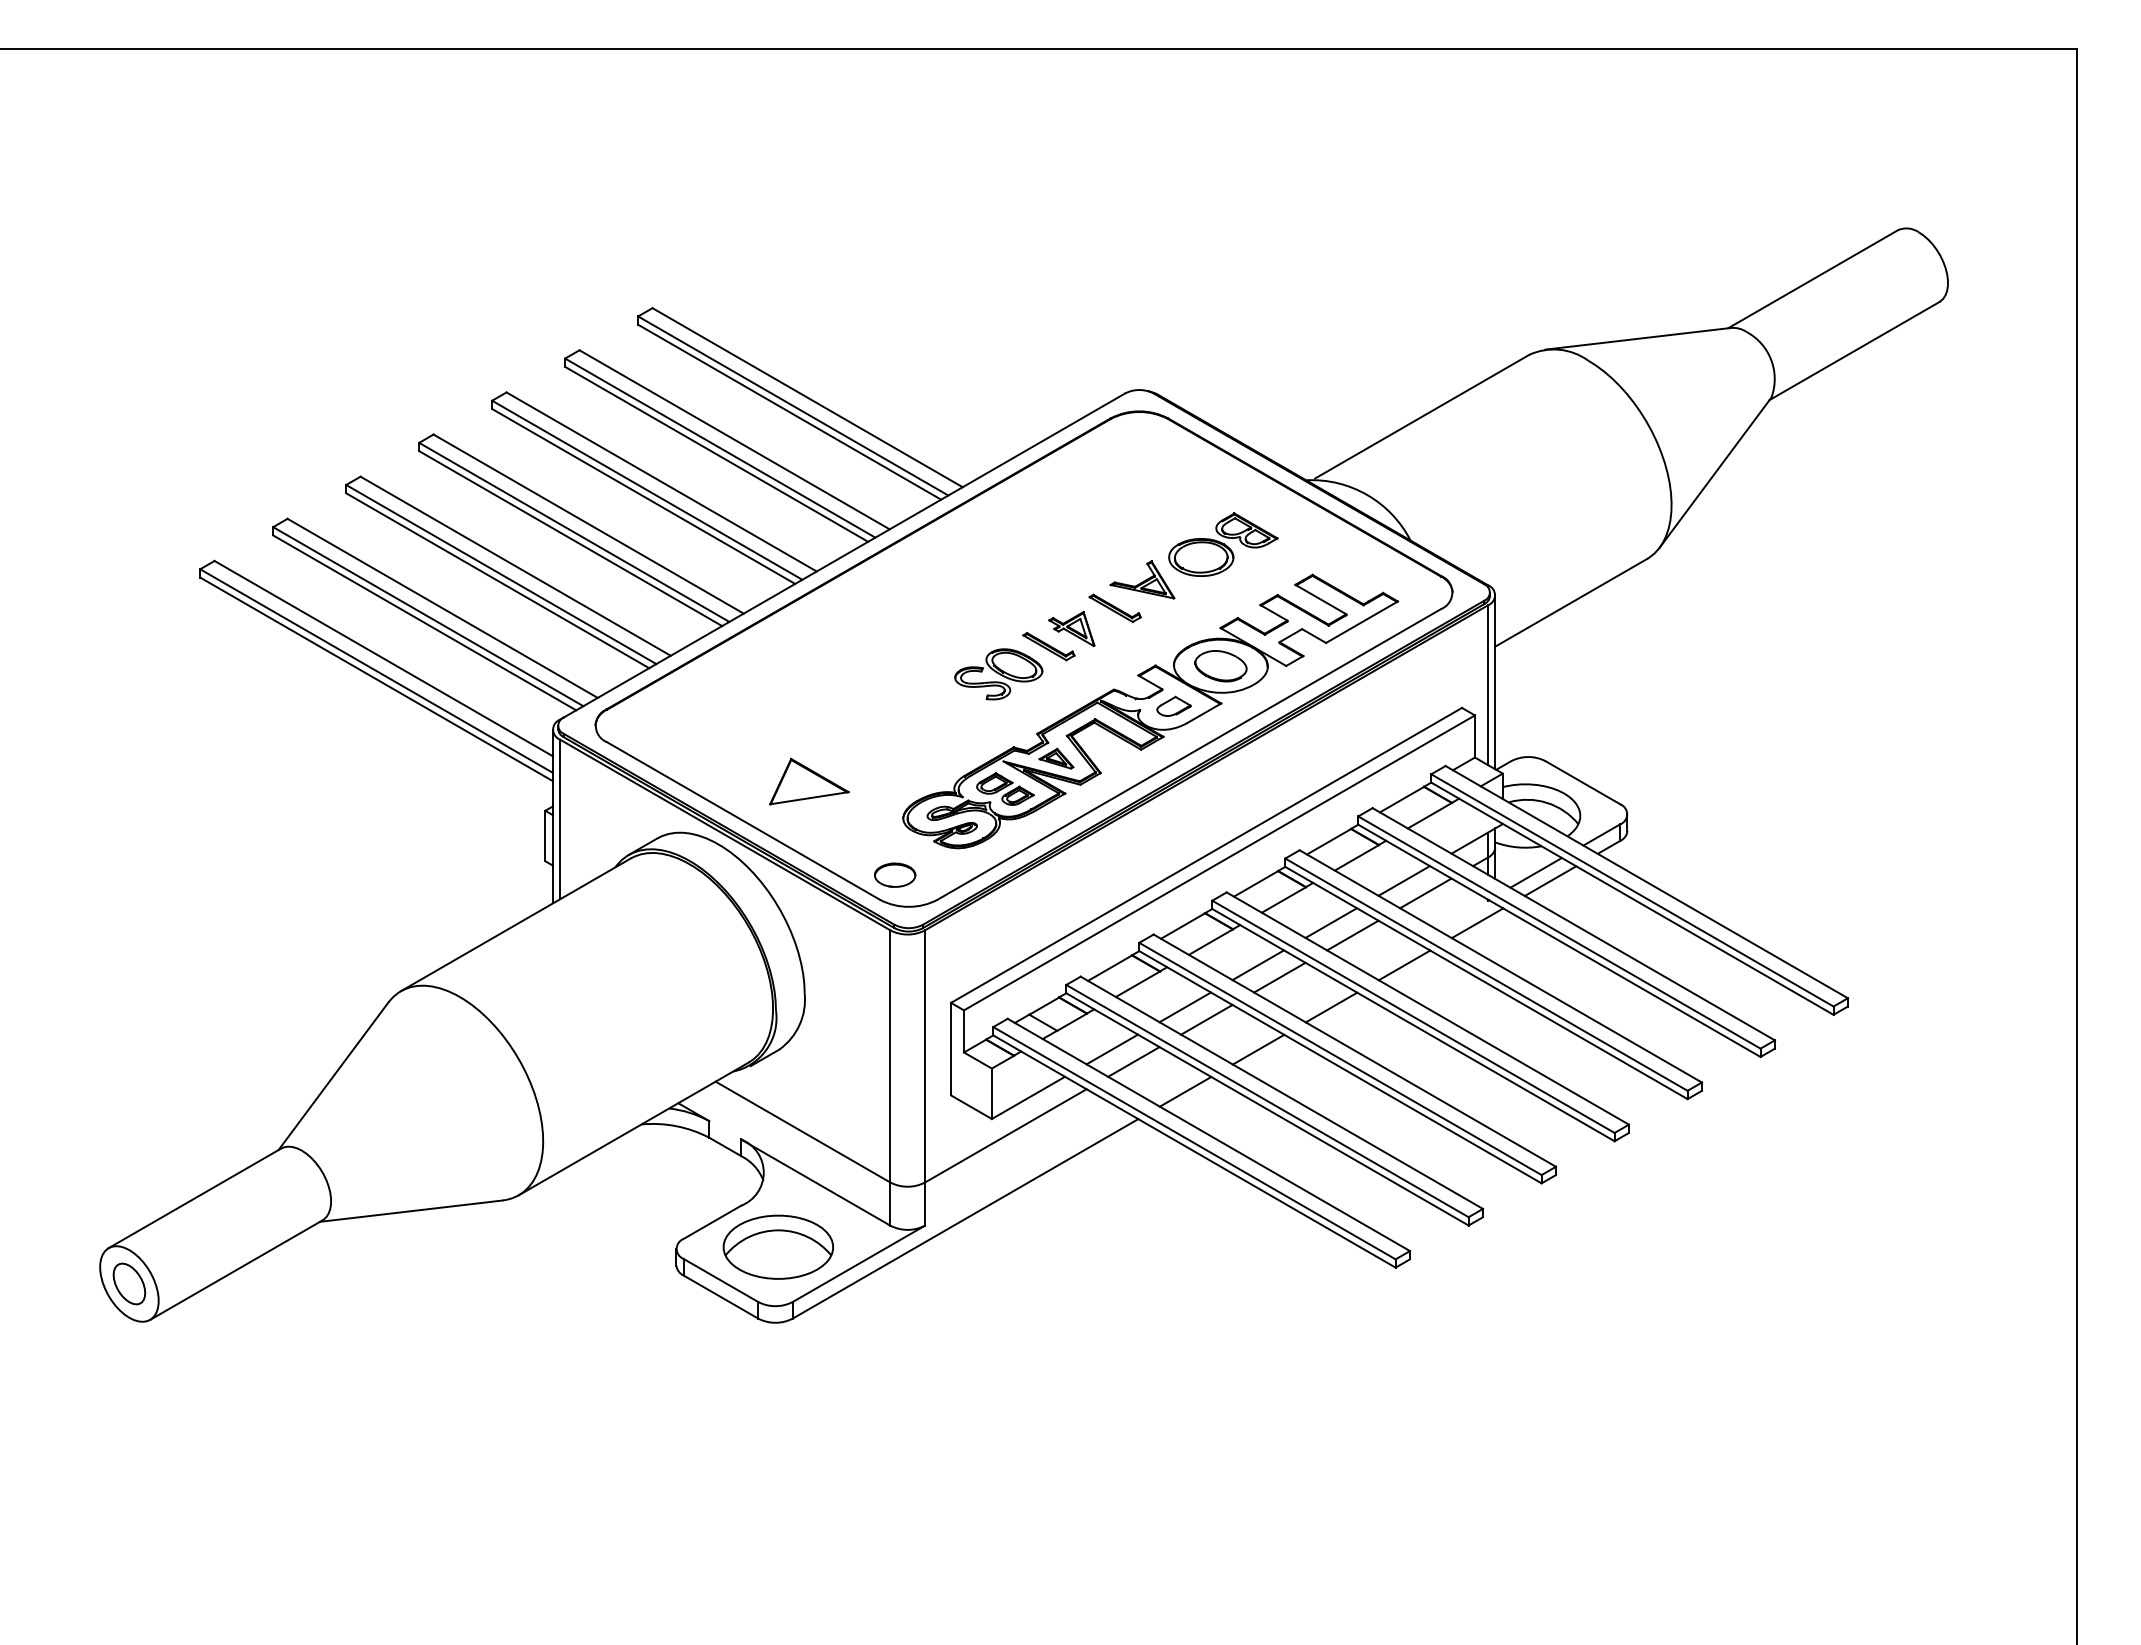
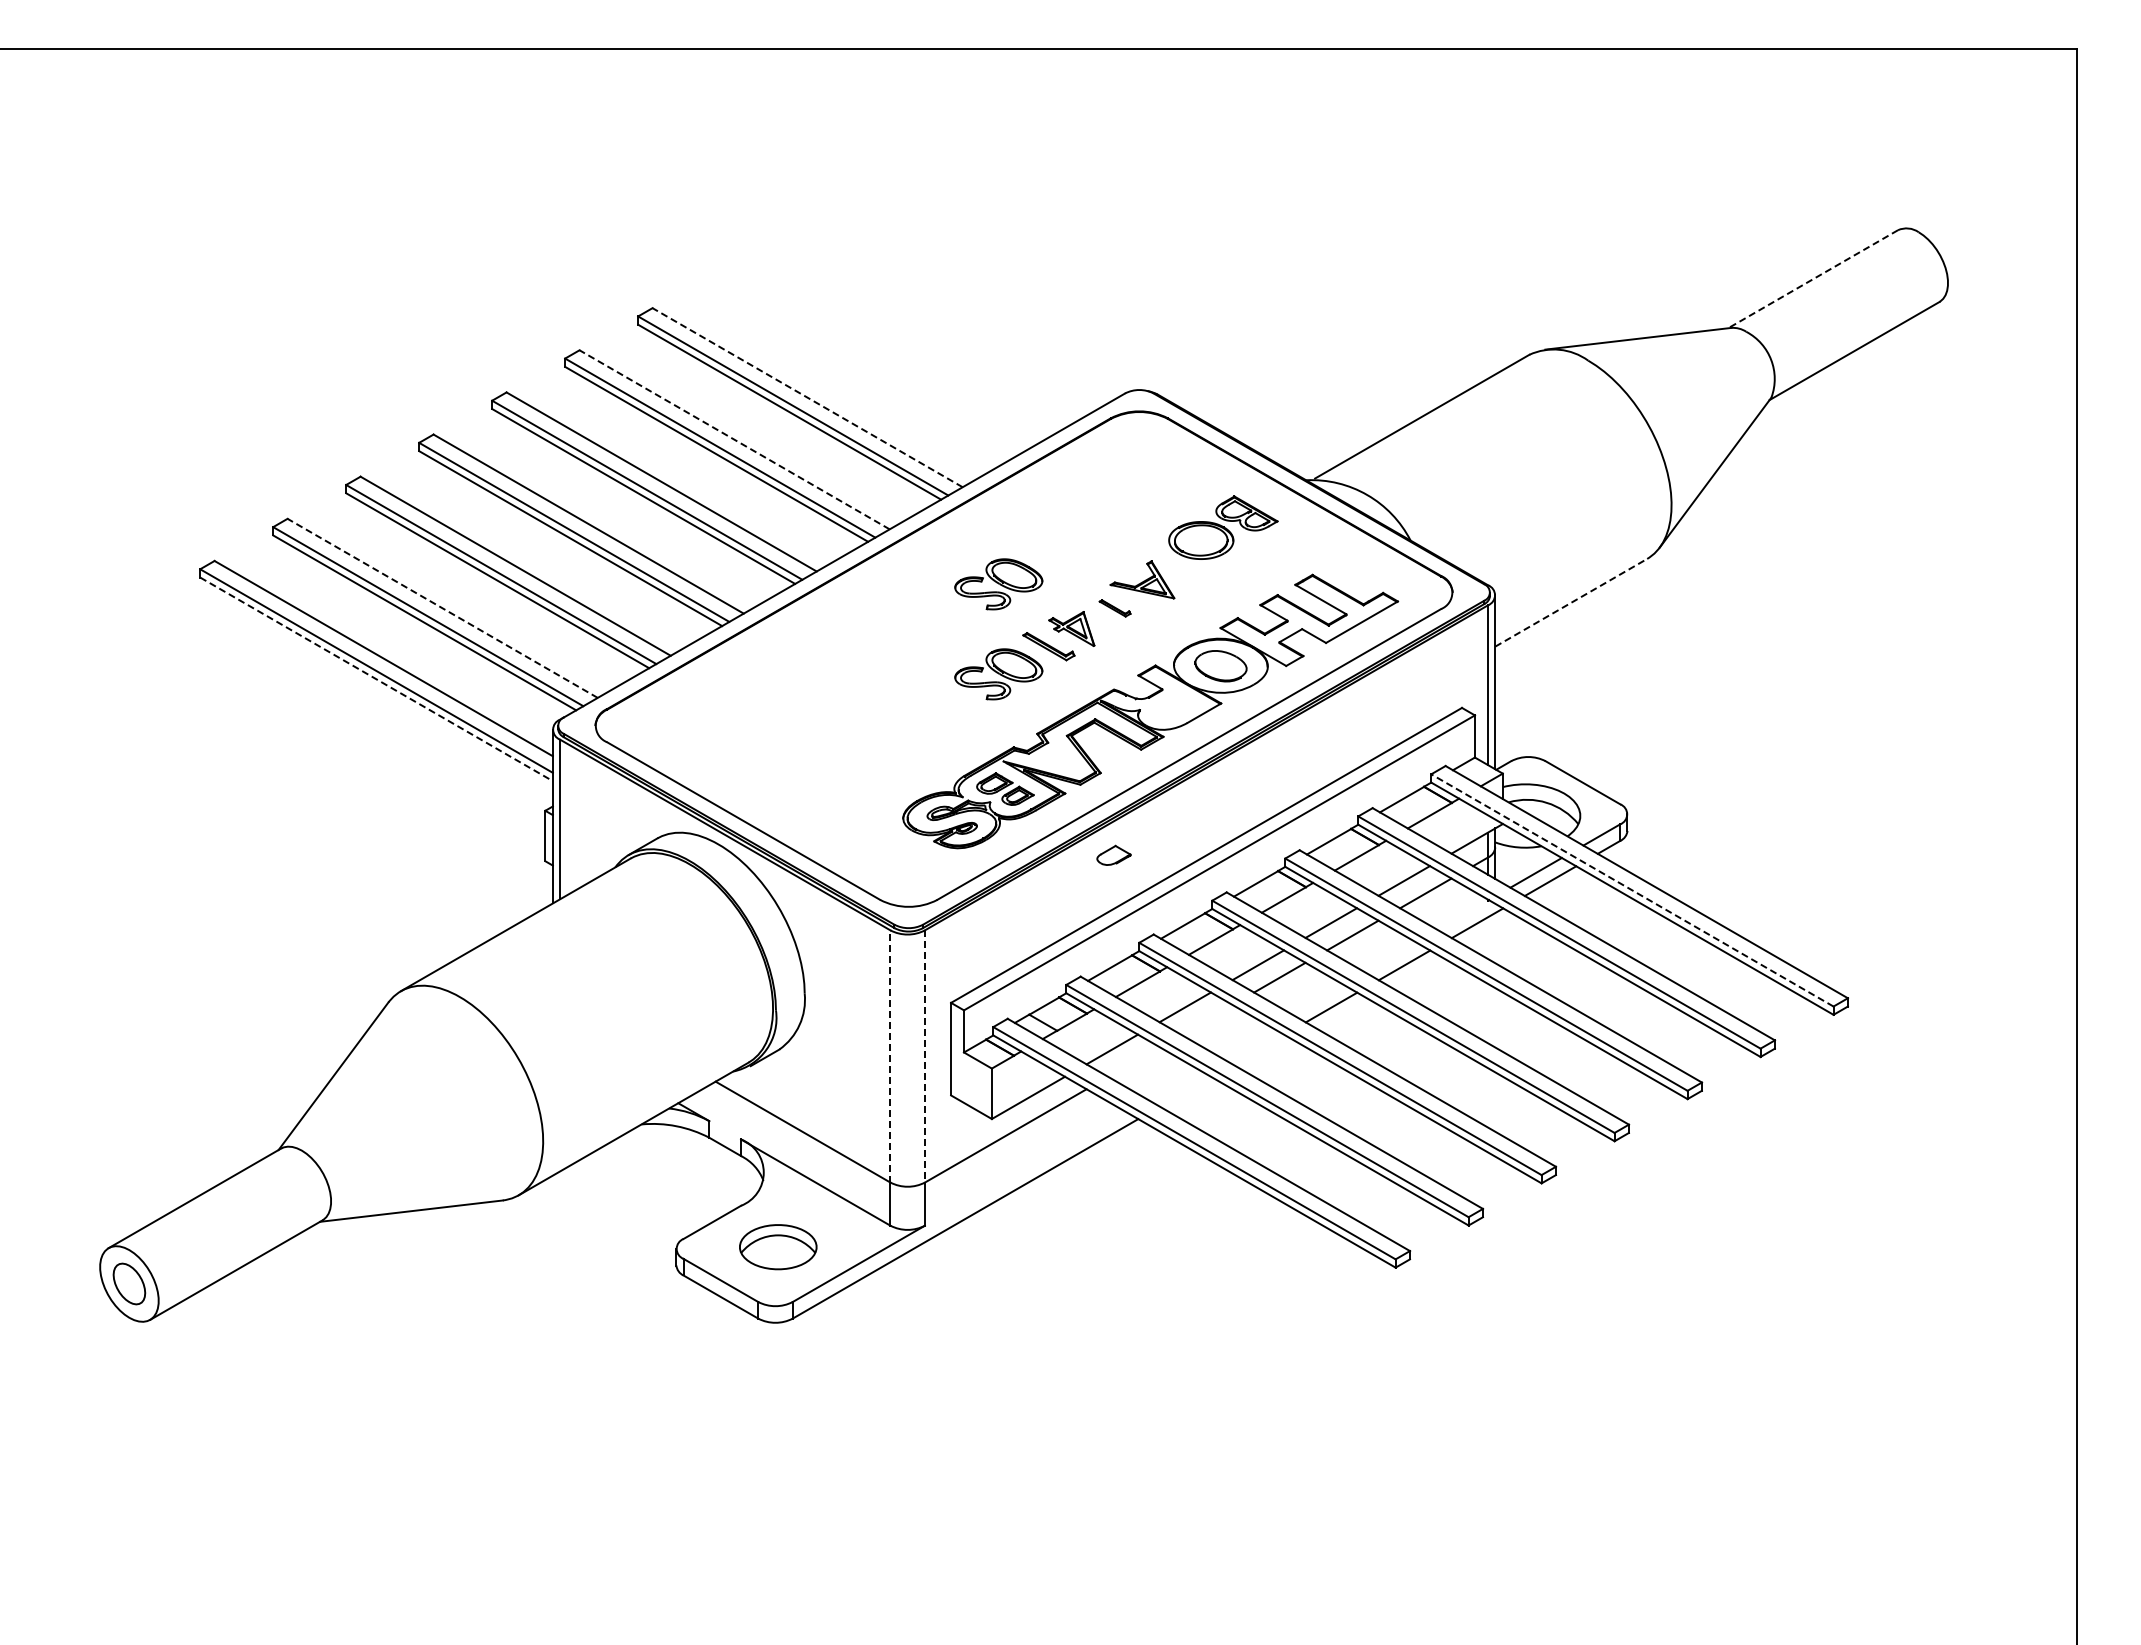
line: solid -> dashed (1812, 279)
line: solid -> dashed (807, 397)
line: solid -> dashed (734, 439)
part position: (1223, 544) -> (1223, 527) (1223, 527)
part: none -> present (998, 584)
line: solid -> dashed (1571, 602)
line: solid -> dashed (442, 608)
part size: 54x31 px -> 34x19 px (1114, 608)
line: solid -> dashed (376, 679)
part position: (1173, 705) -> (1113, 854) (1113, 854)
part: present -> none (1056, 758)
part: present -> none (809, 781)
part: present -> none (895, 874)
line: solid -> dashed (1631, 890)
line: present -> none (1206, 1019)
line: present -> none (1258, 1049)
line: solid -> dashed (890, 1055)
line: solid -> dashed (924, 1056)
line: present -> none (1133, 1061)
line: present -> none (1185, 1091)
part size: 112x66 px -> 79x47 px (778, 1247)
